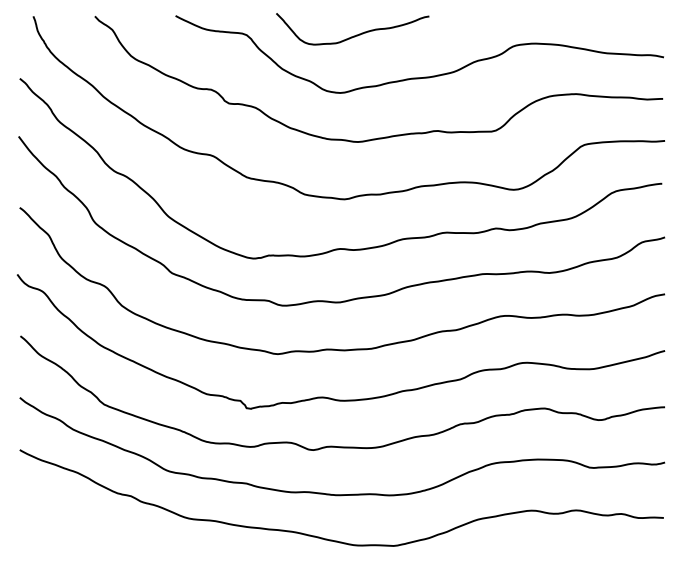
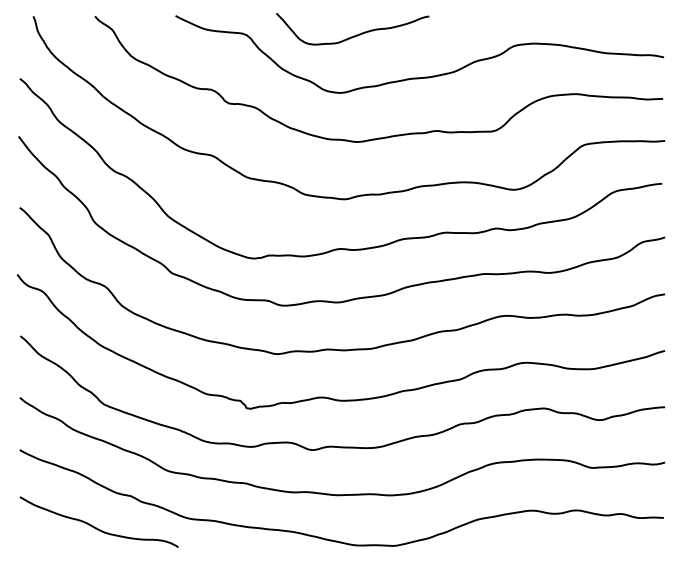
curve: none -> present (96, 527)
